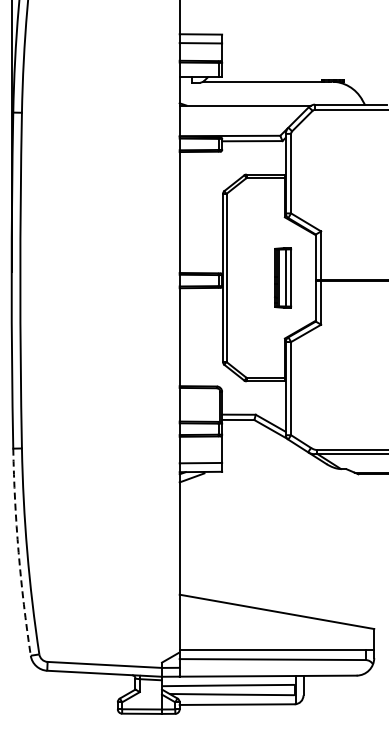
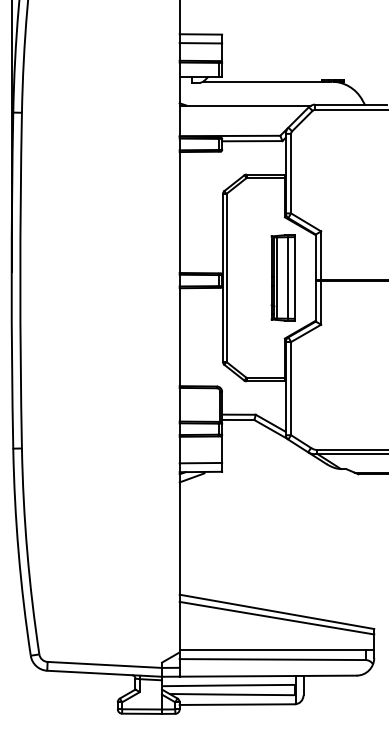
part size: 19x62 px -> 26x88 px (282, 277)
arc: dashed -> solid (18, 552)
line: none -> present (276, 617)
